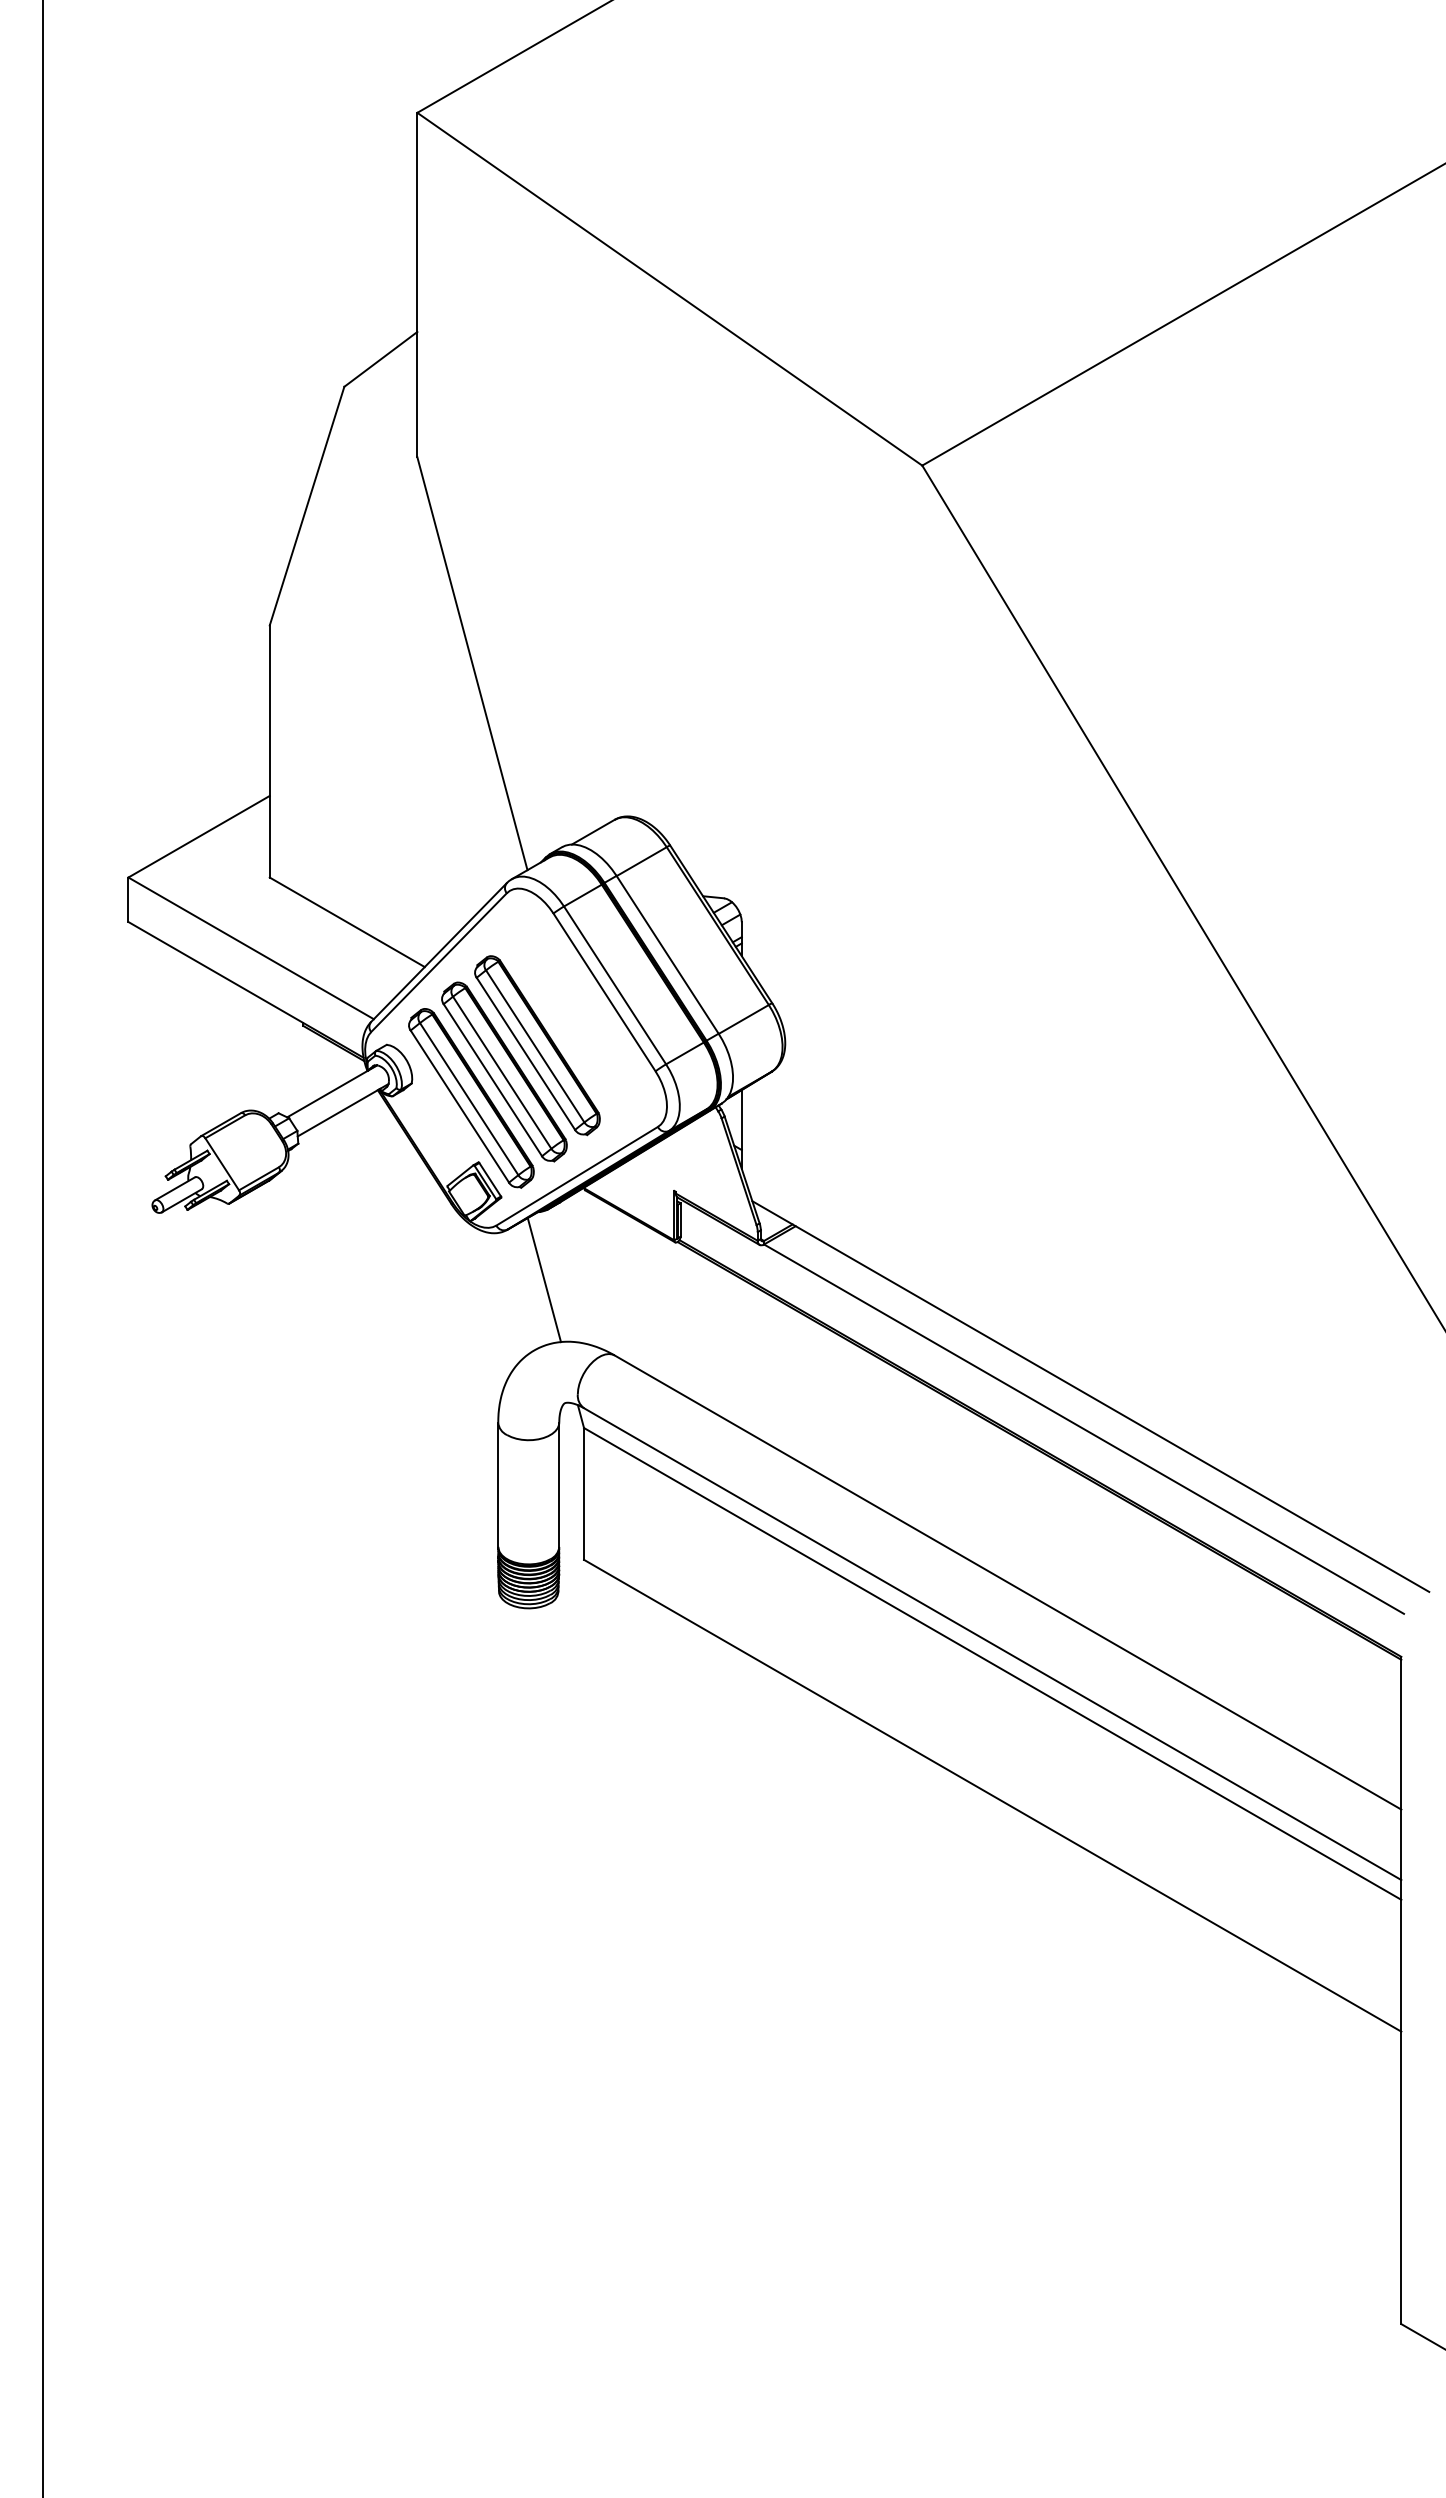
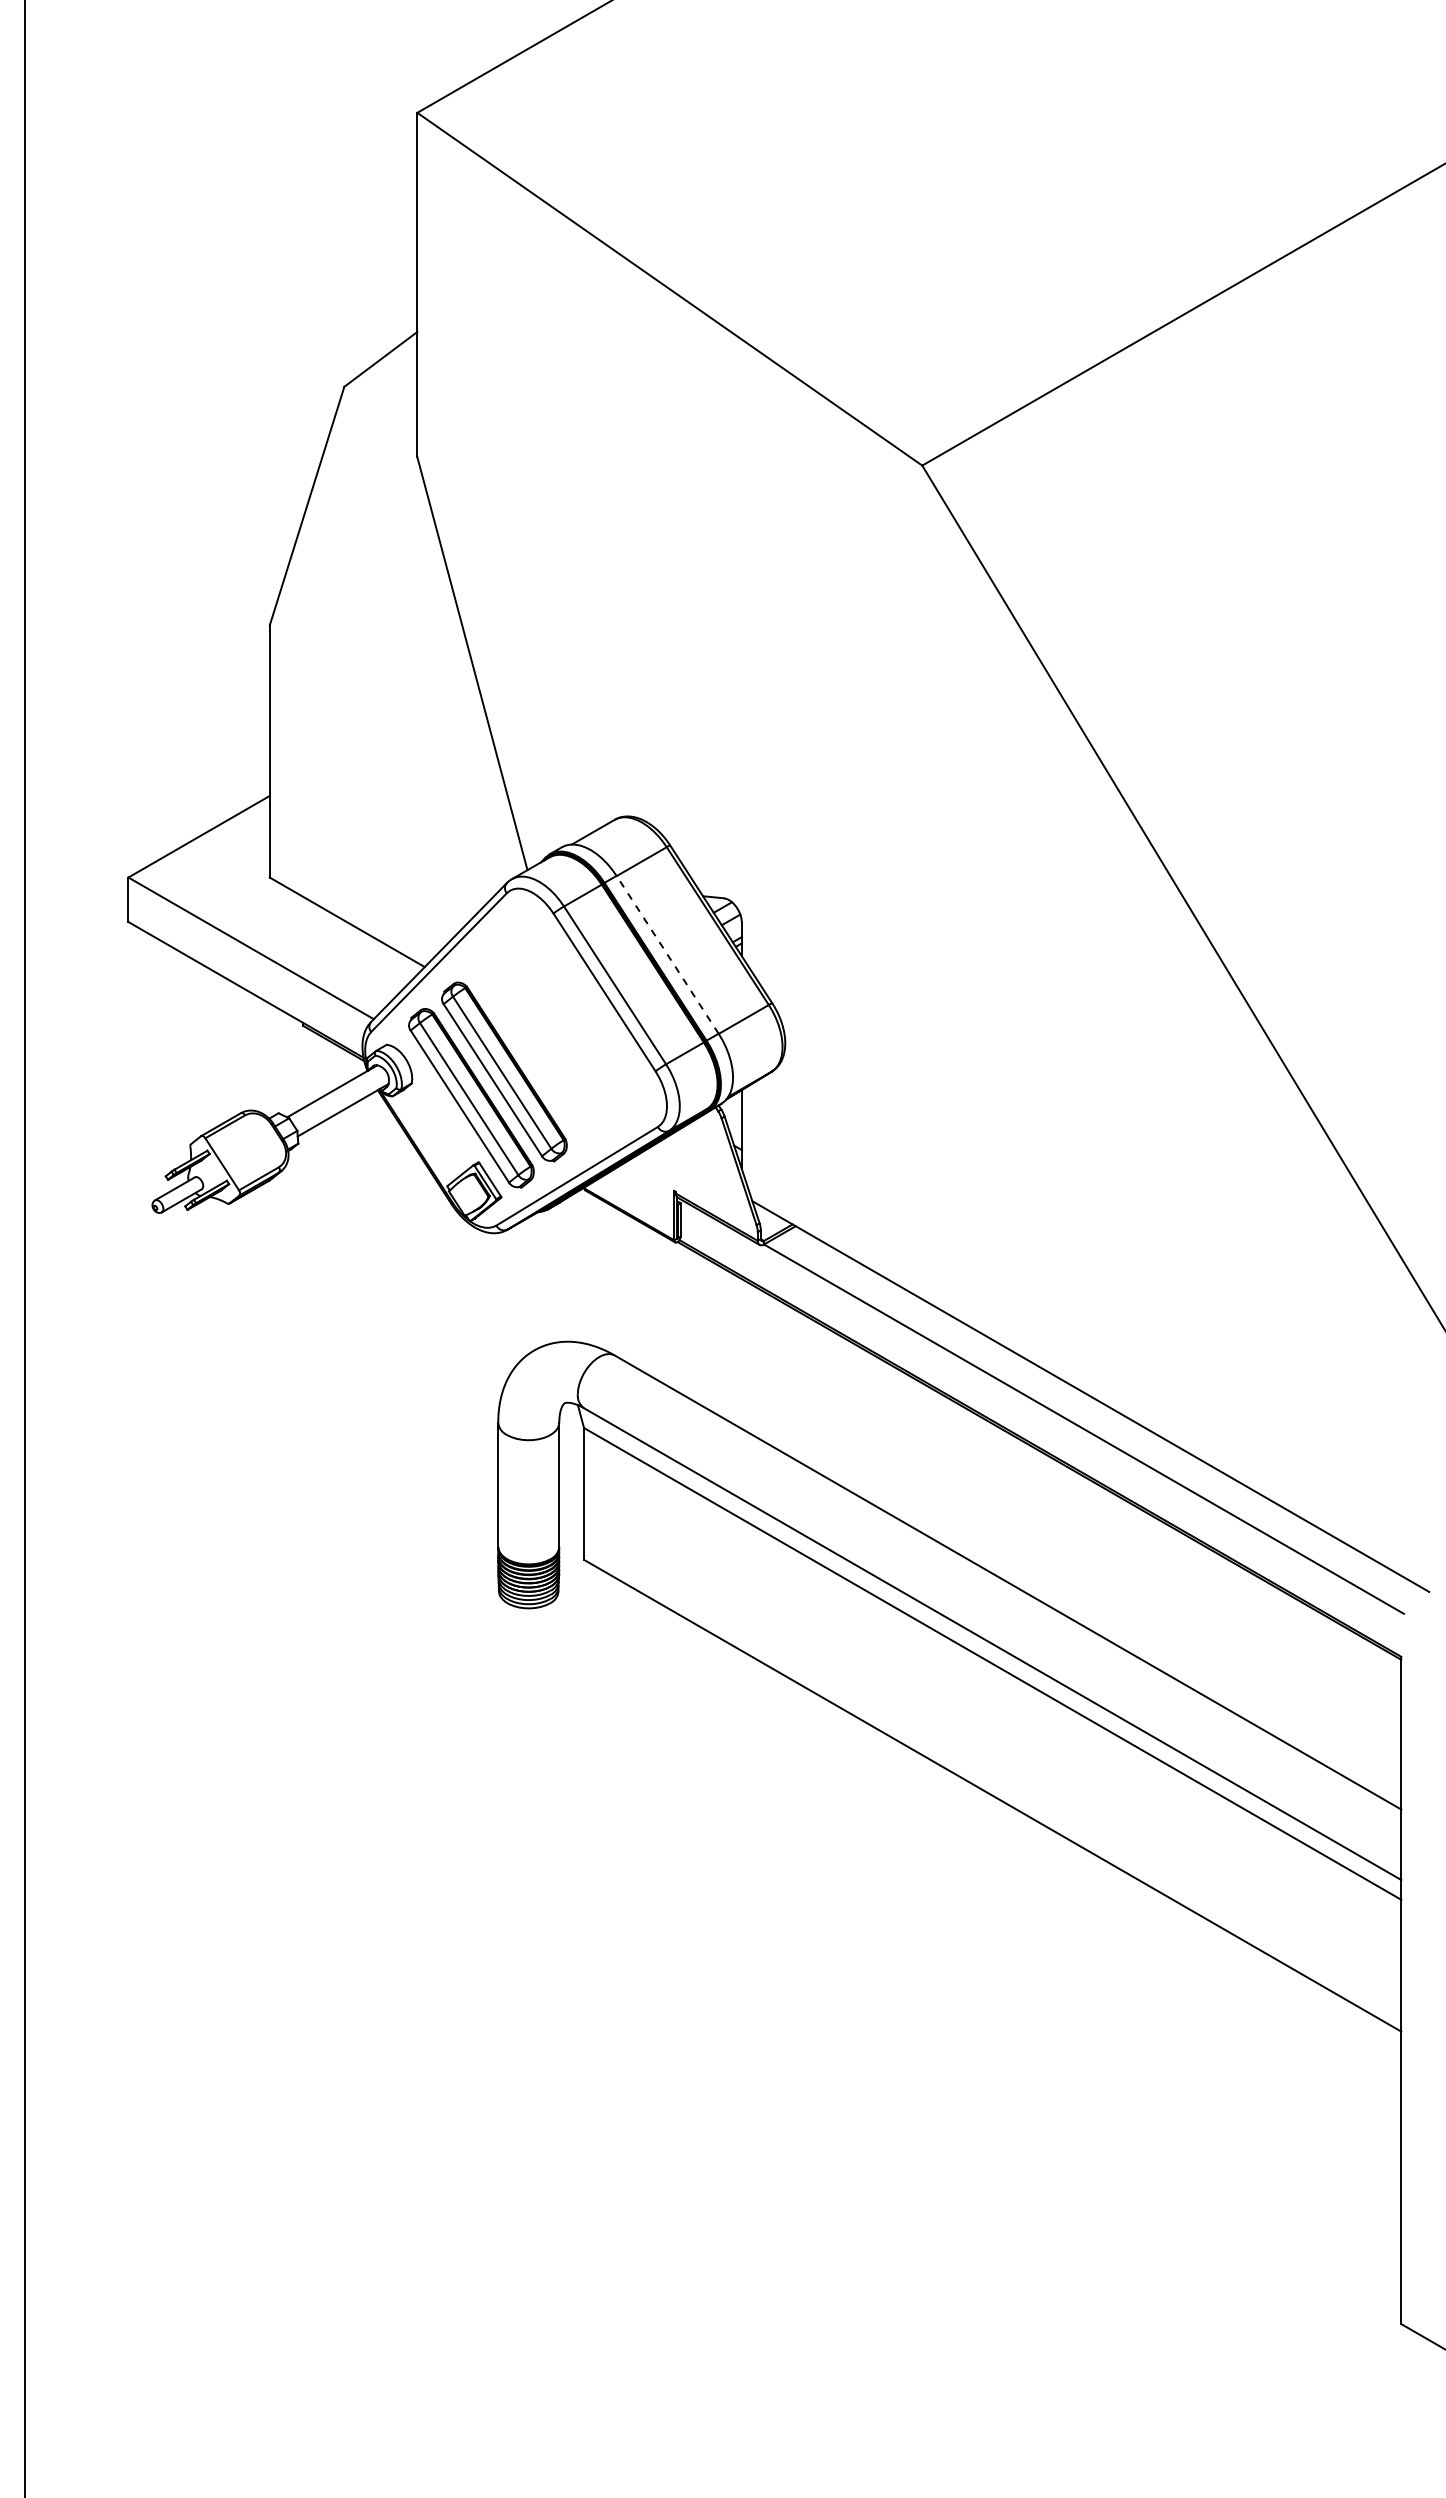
line: solid -> dashed (667, 954)
part: present -> none (537, 1045)
line position: (43, 1248) -> (25, 1248) (25, 1248)
line: present -> none (544, 1279)
